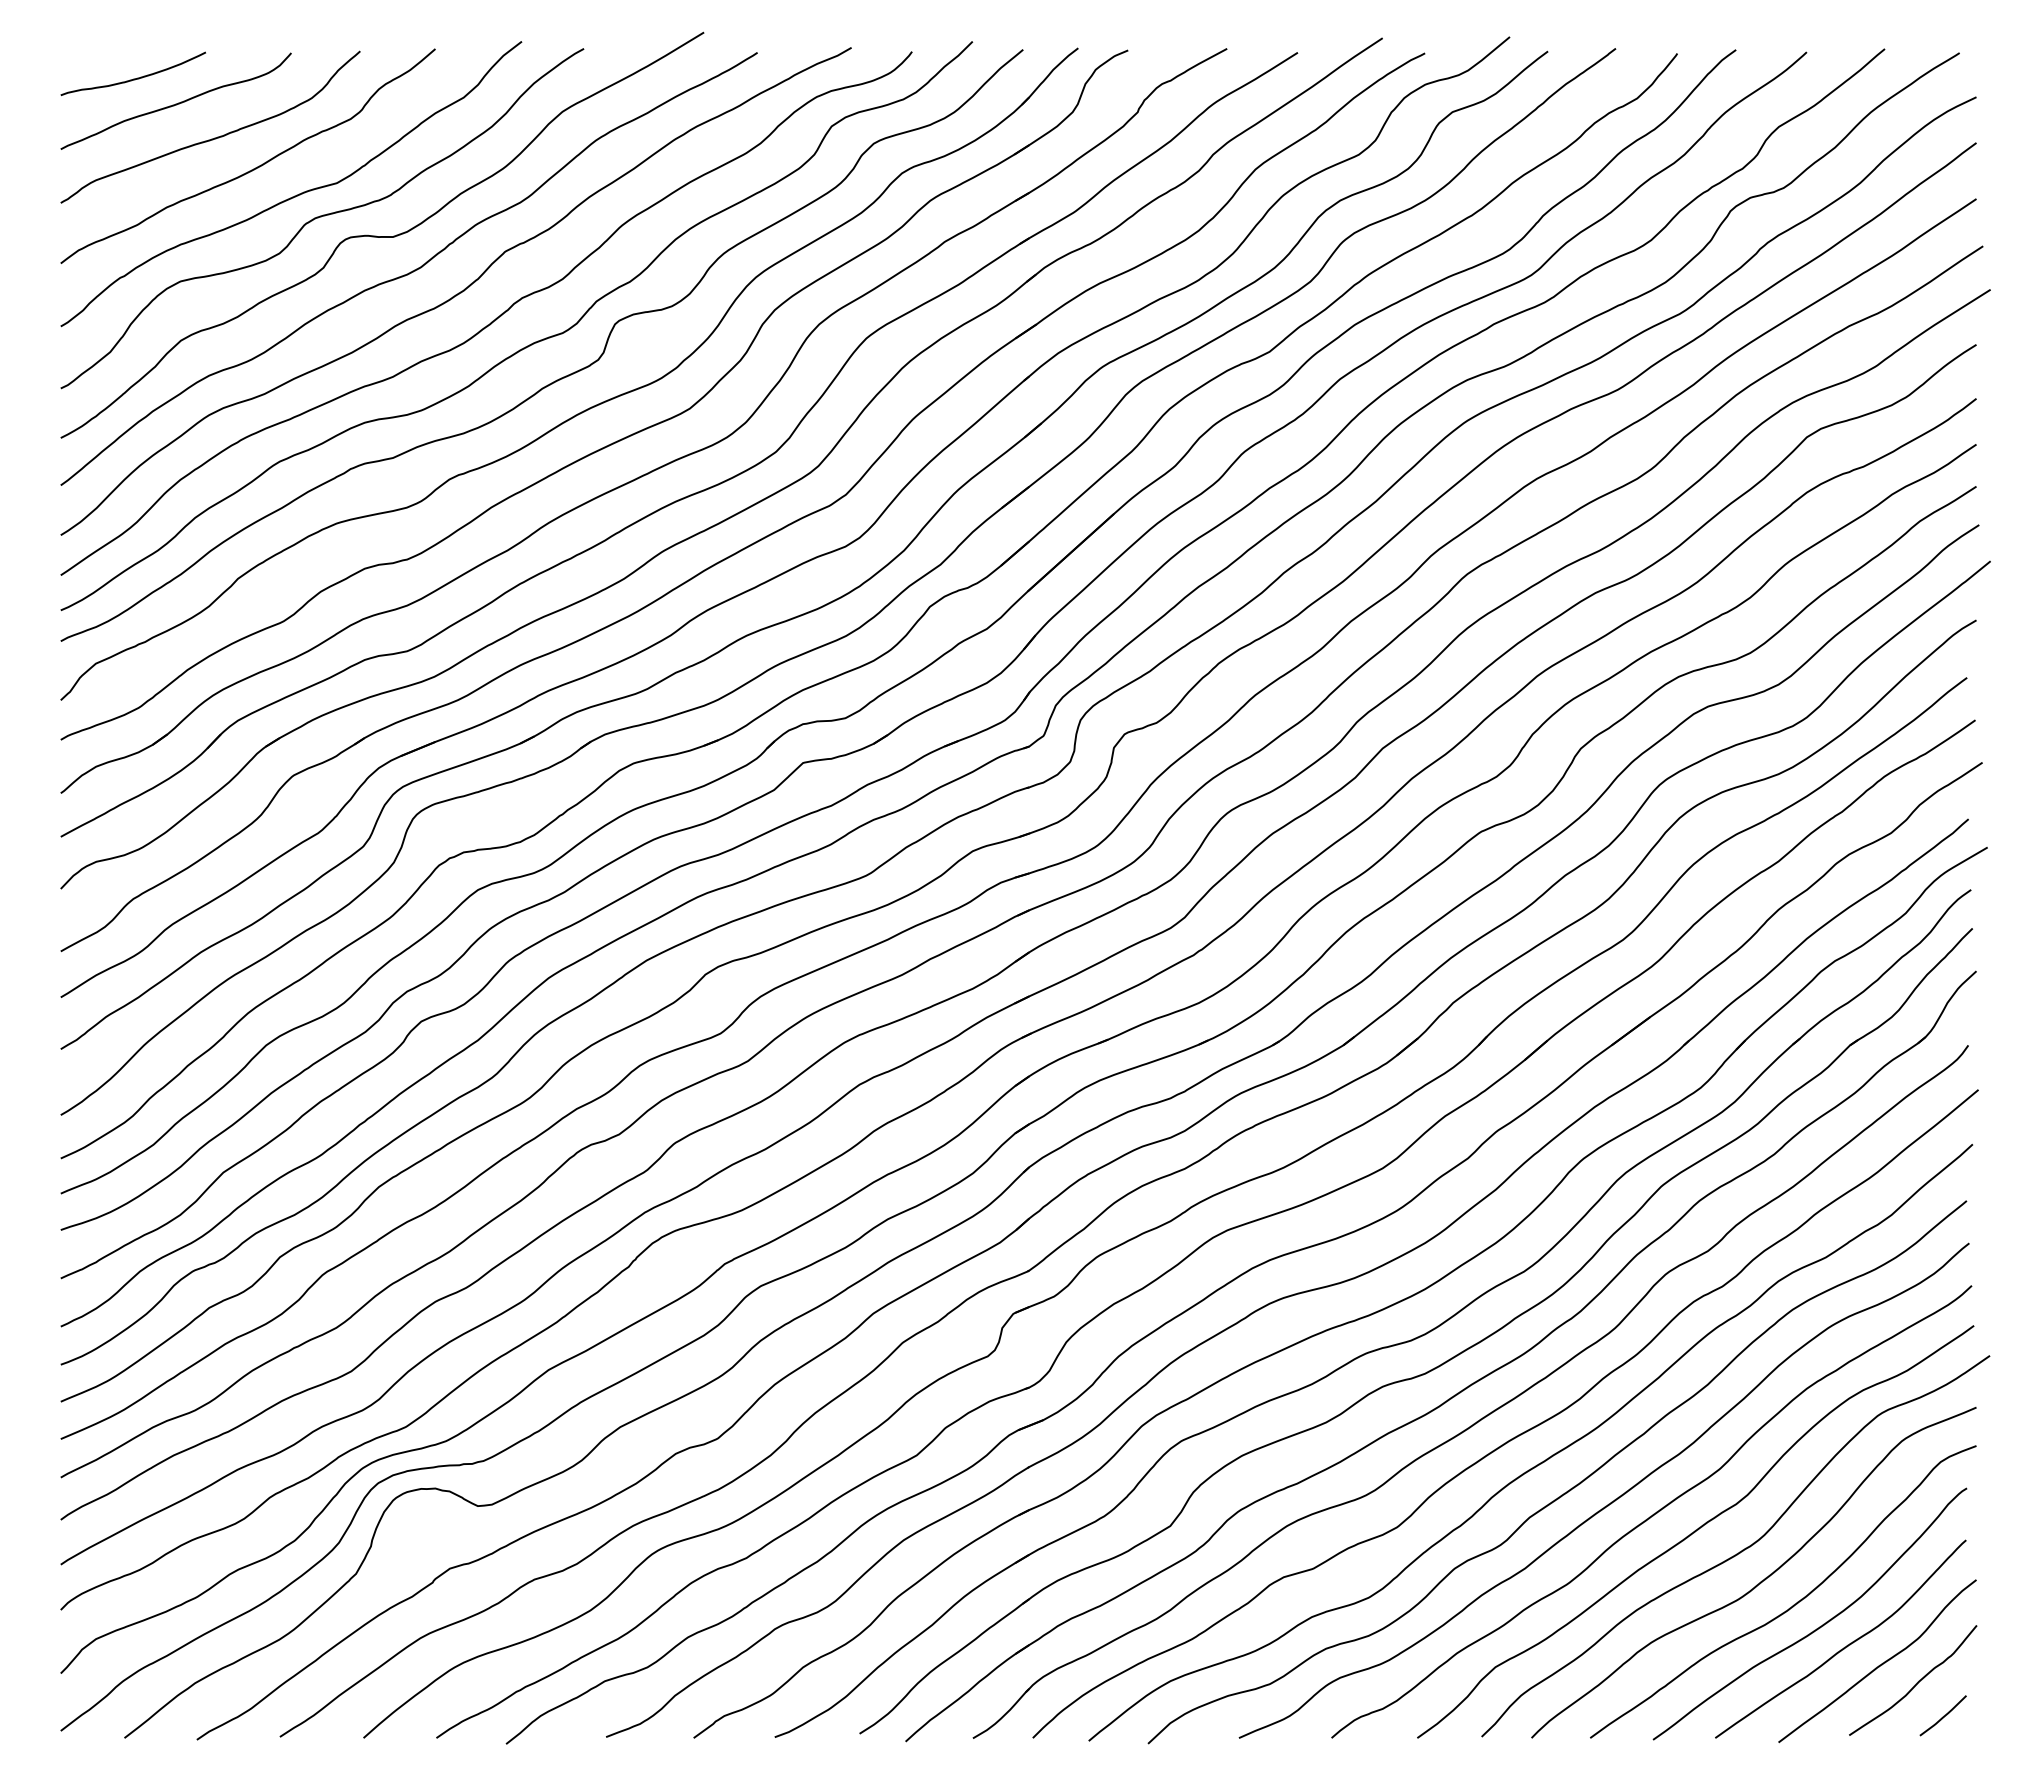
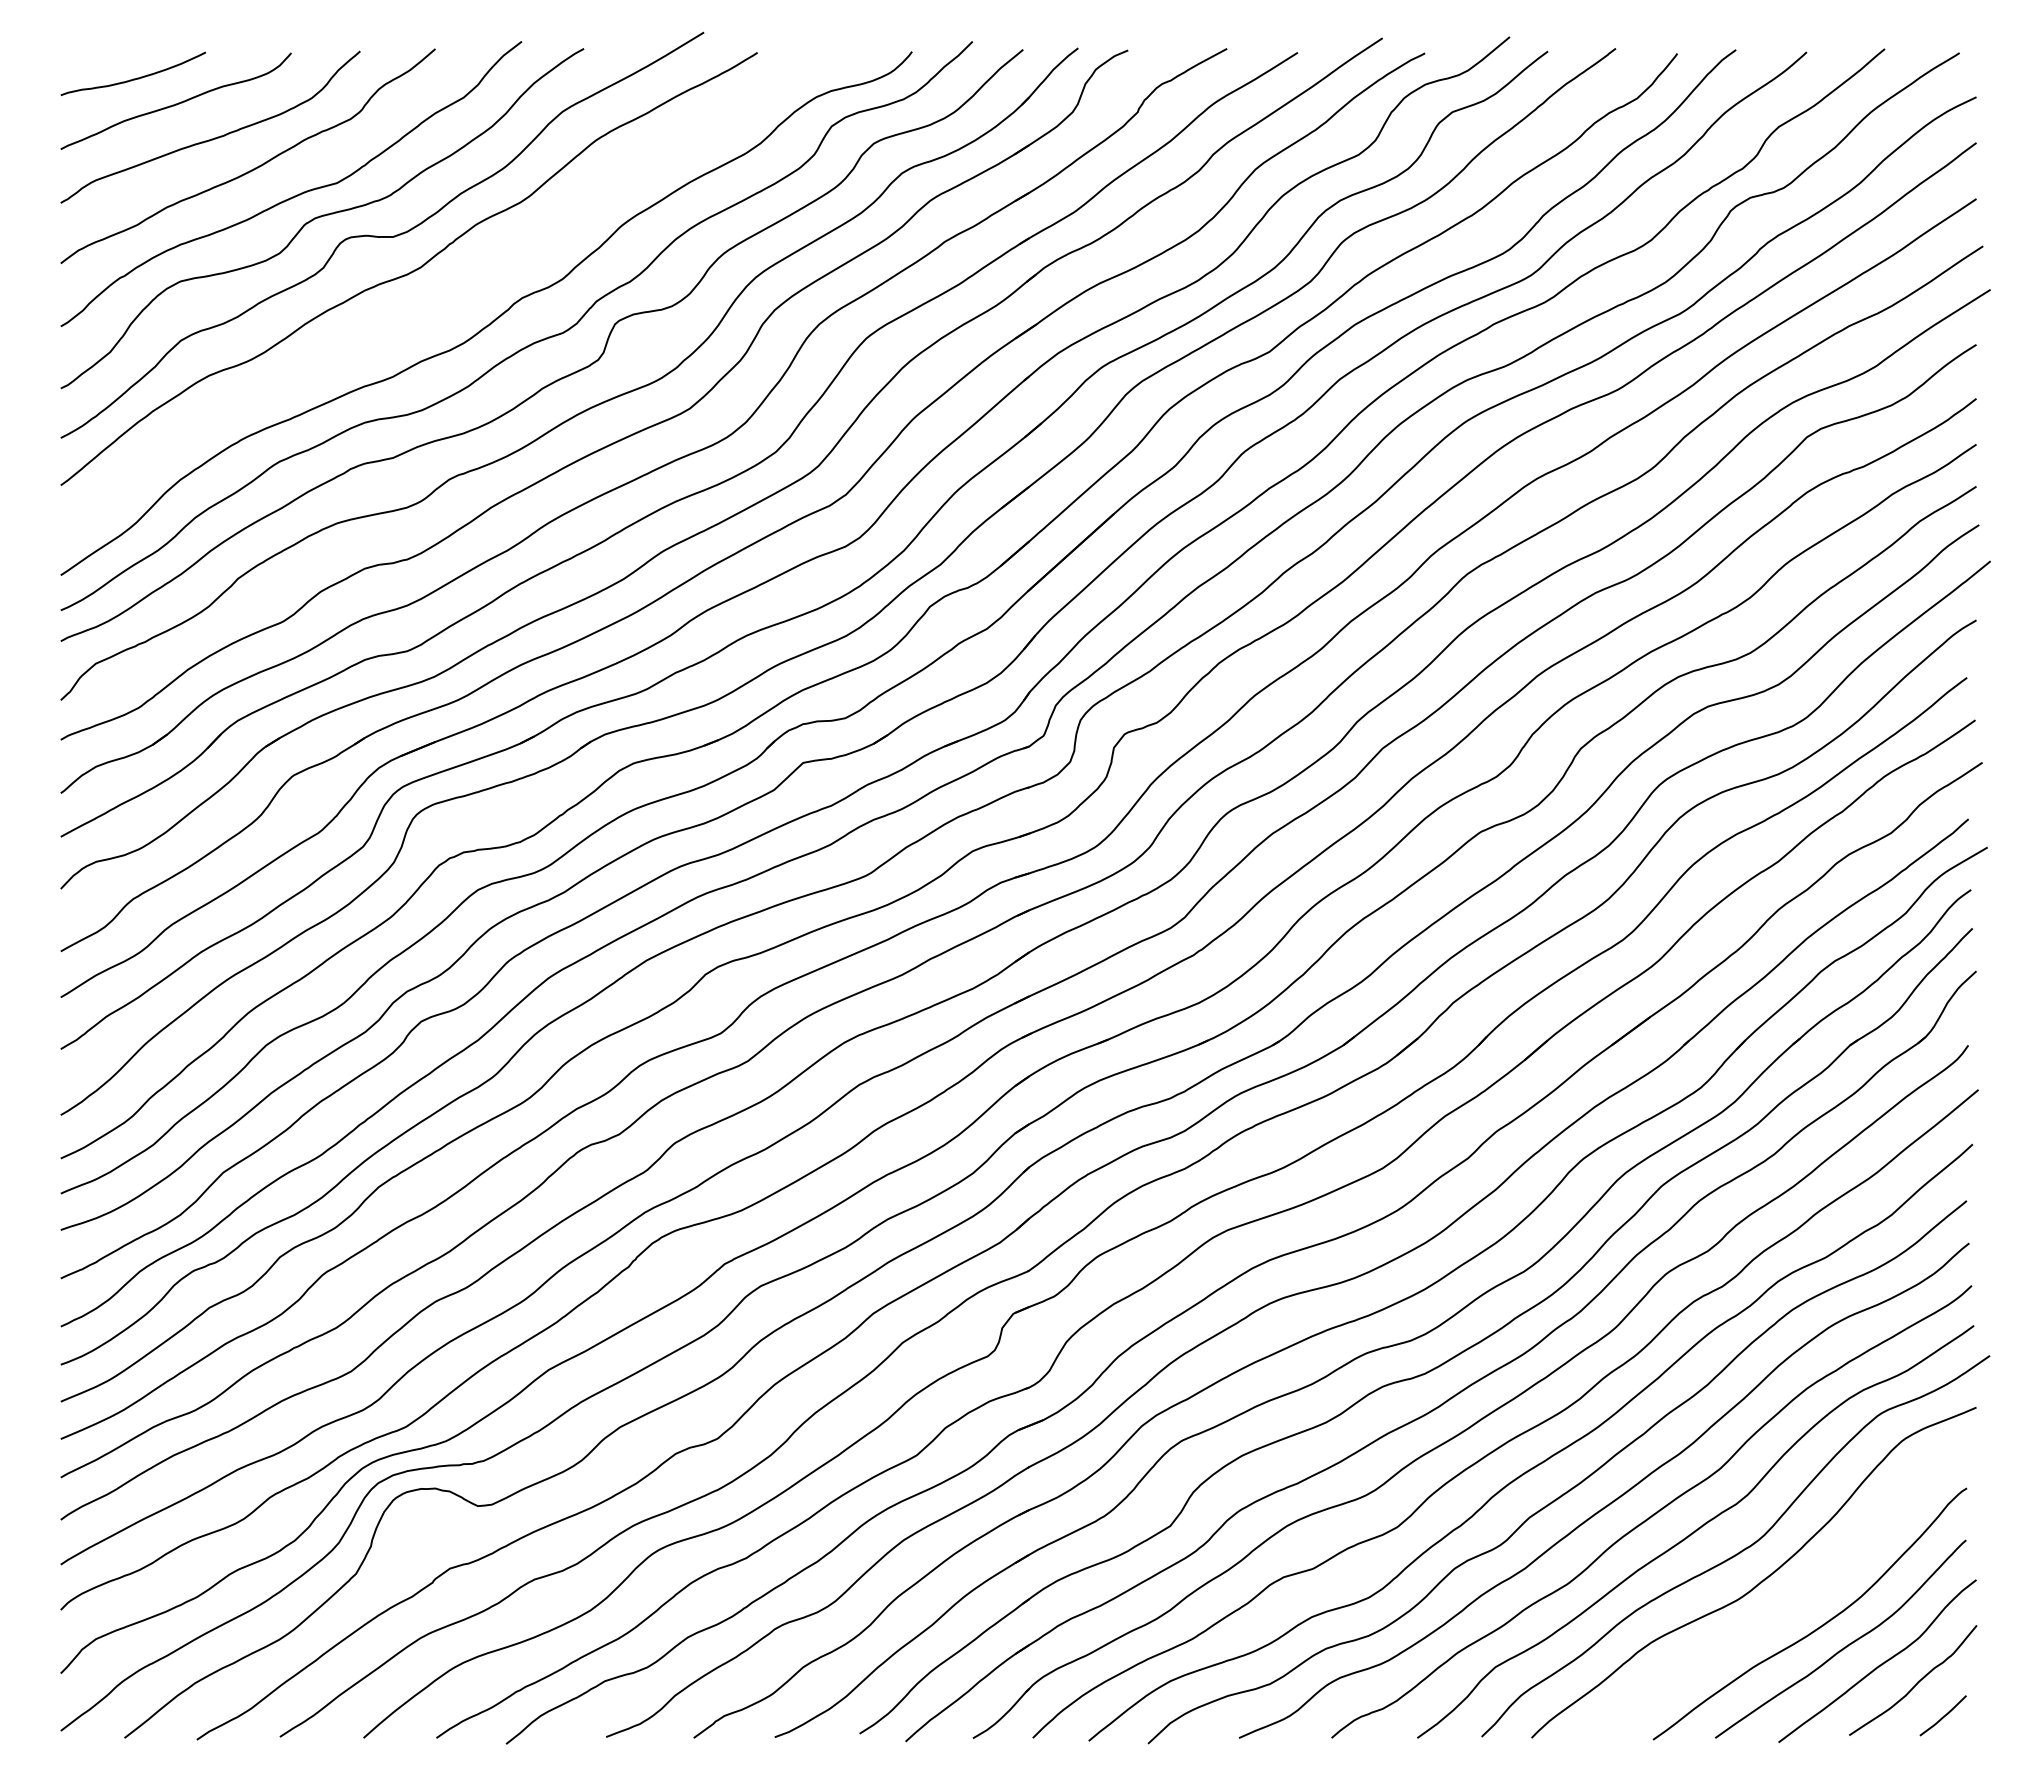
curve: present -> none (457, 293)
curve: present -> none (1793, 1604)
